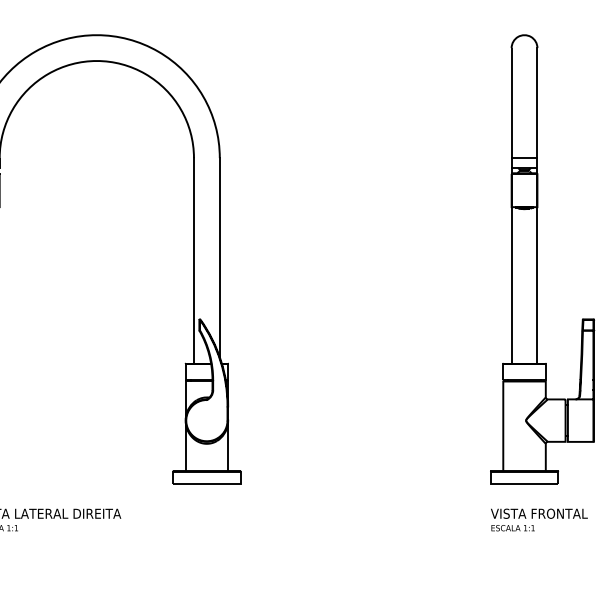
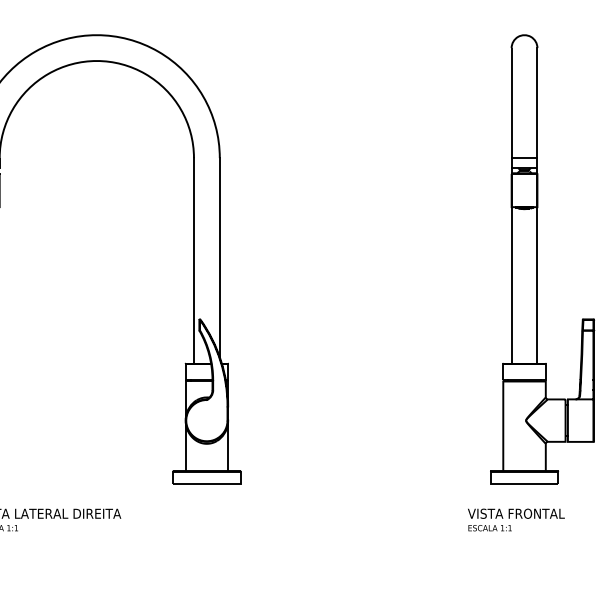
text position: (539, 519) -> (516, 519) (516, 519)
